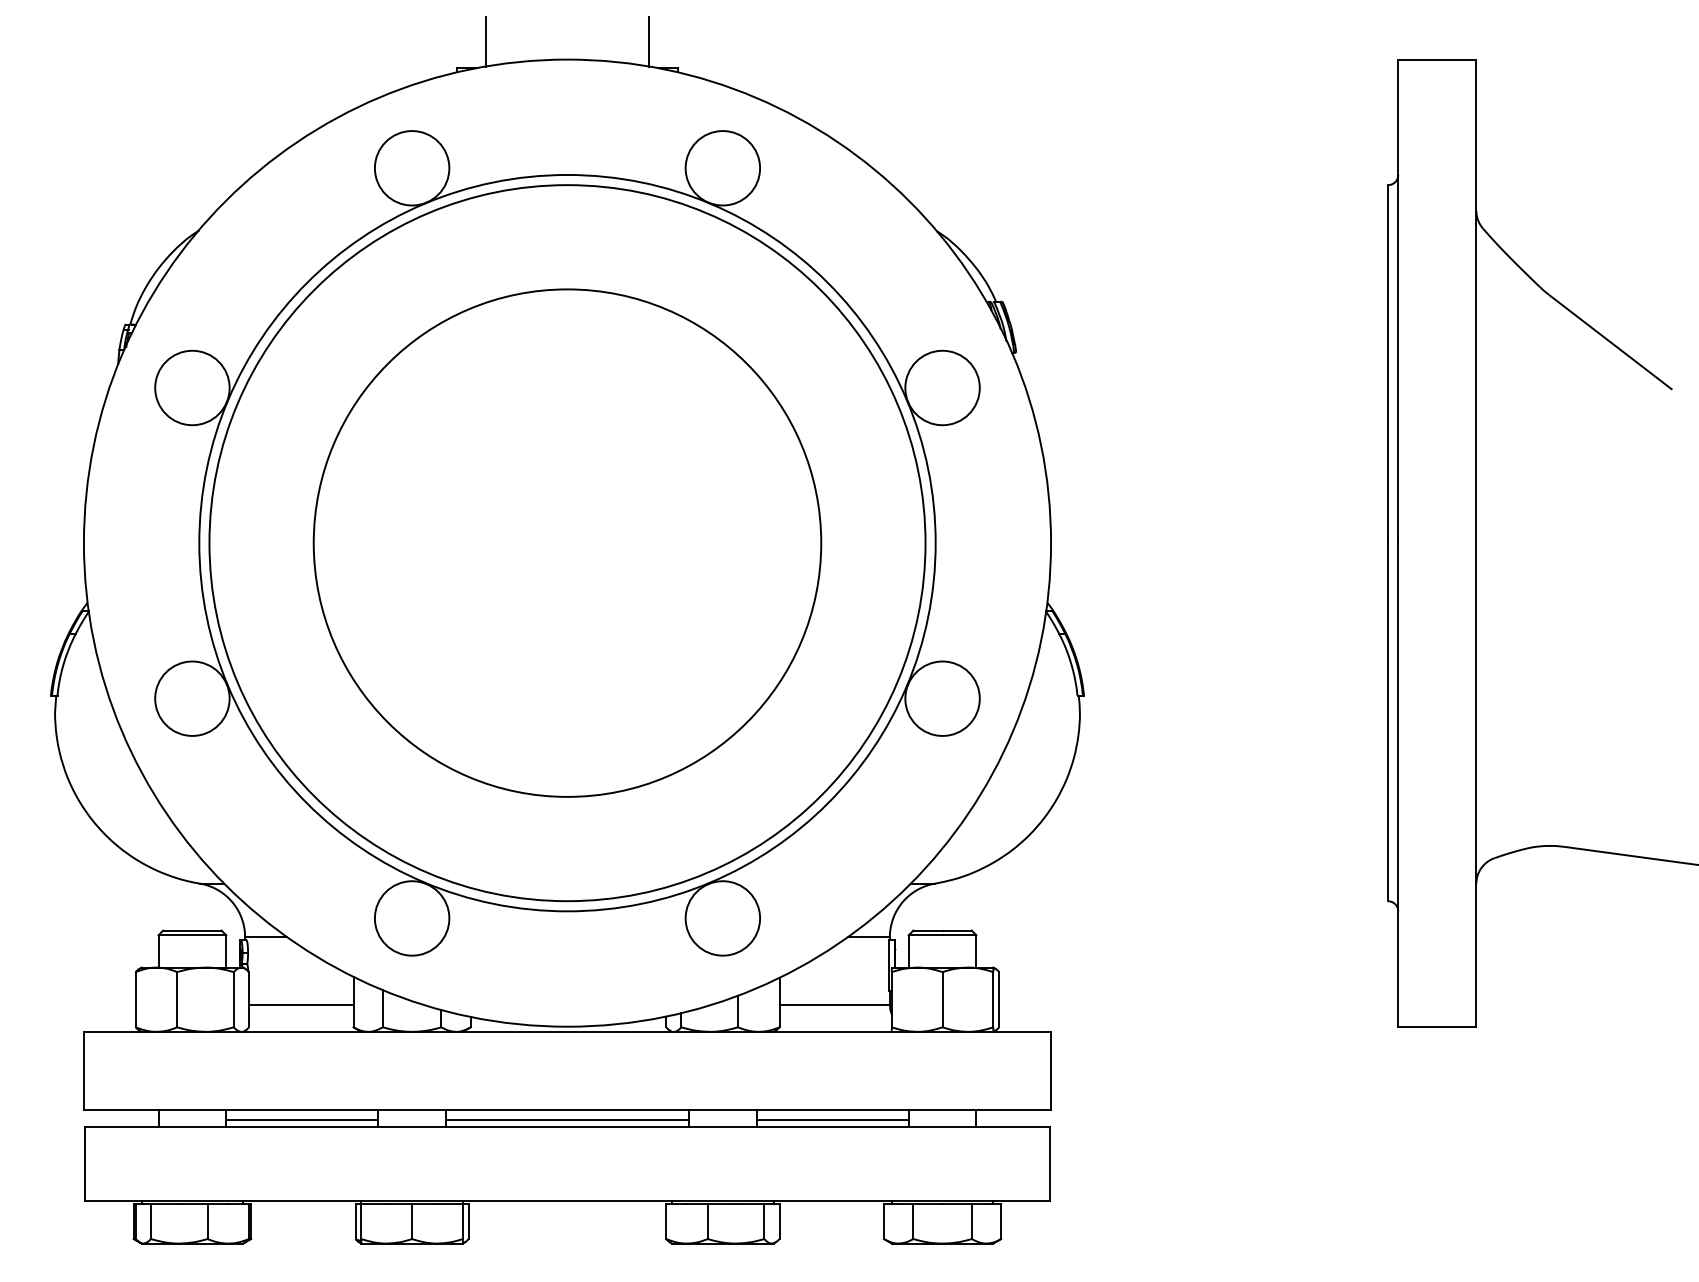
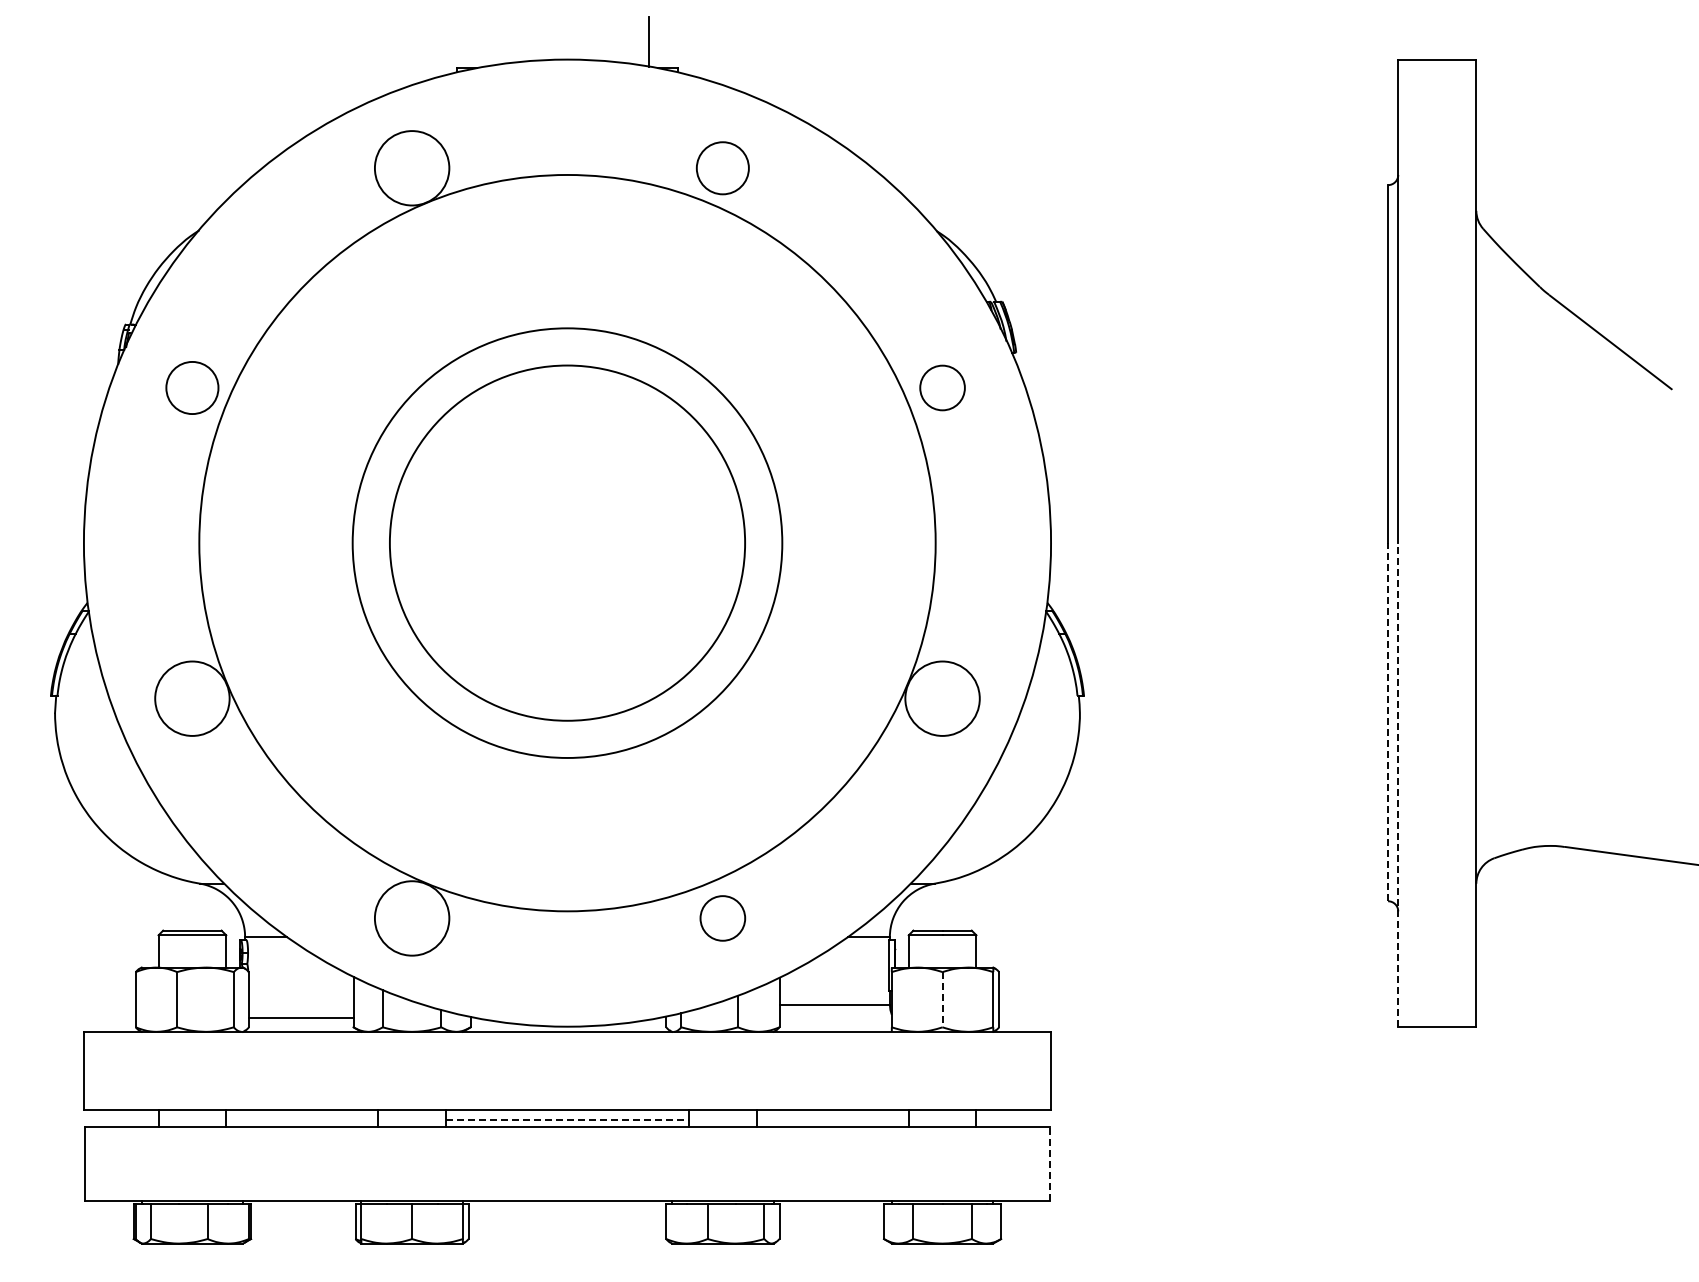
line: present -> none (486, 41)
circle diameter: 74 px -> 52 px (722, 168)
circle diameter: 74 px -> 52 px (192, 387)
circle diameter: 74 px -> 45 px (942, 387)
circle diameter: 508 px -> 355 px (567, 542)
circle diameter: 716 px -> 430 px (567, 542)
line: solid -> dashed (1388, 721)
line: solid -> dashed (1398, 784)
circle diameter: 74 px -> 45 px (722, 918)
line: solid -> dashed (942, 999)
line position: (300, 1004) -> (300, 1017) (300, 1017)
line: present -> none (302, 1120)
line: solid -> dashed (567, 1120)
line: present -> none (832, 1120)
line: solid -> dashed (1049, 1163)
